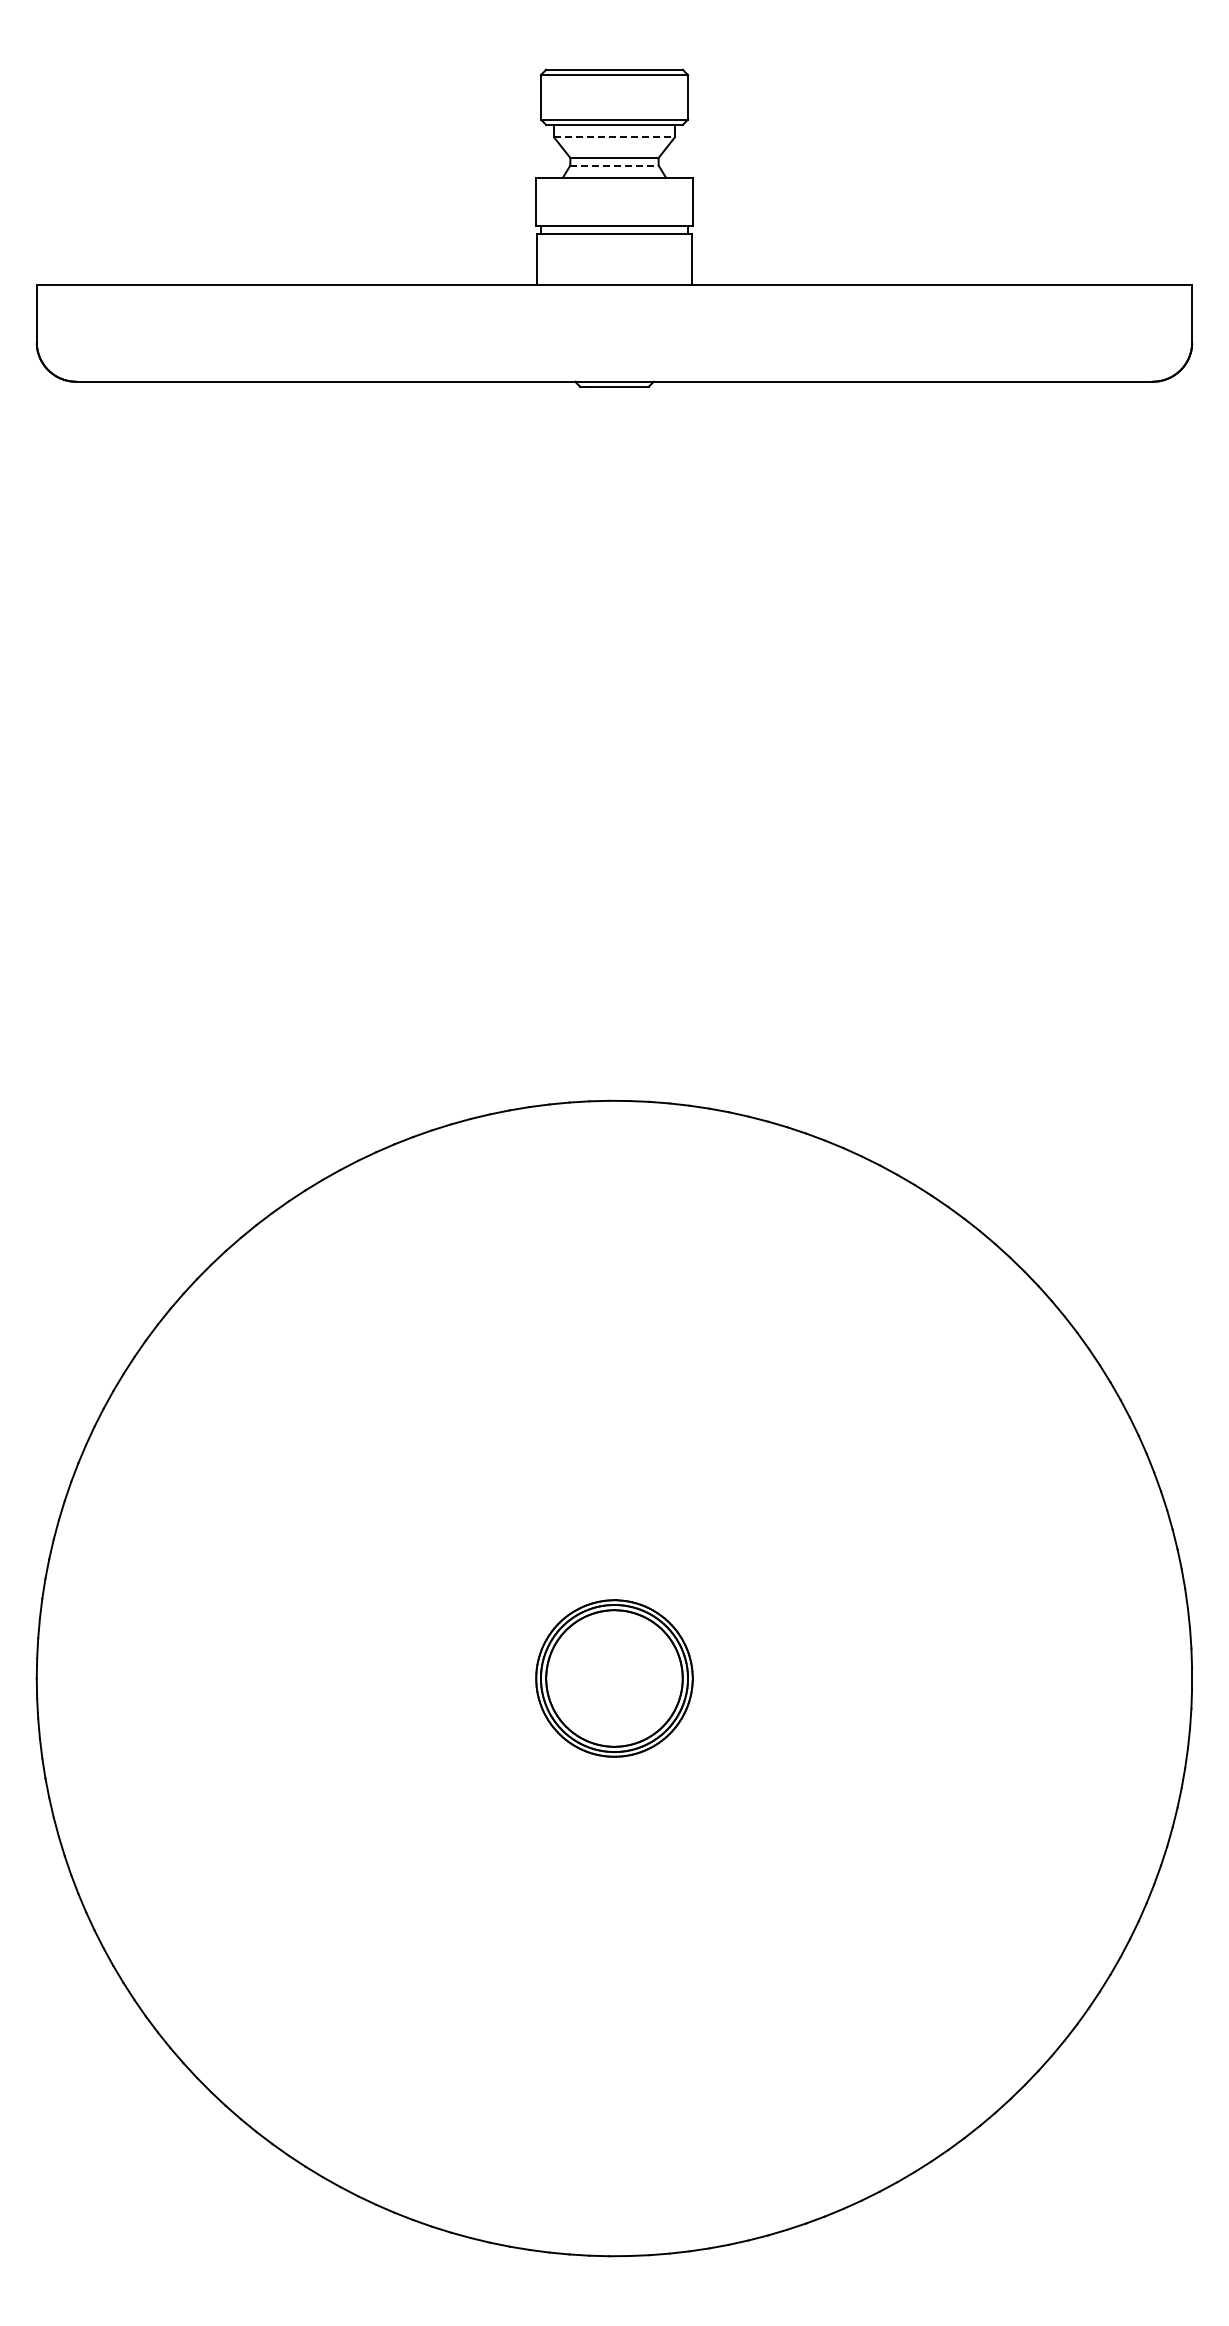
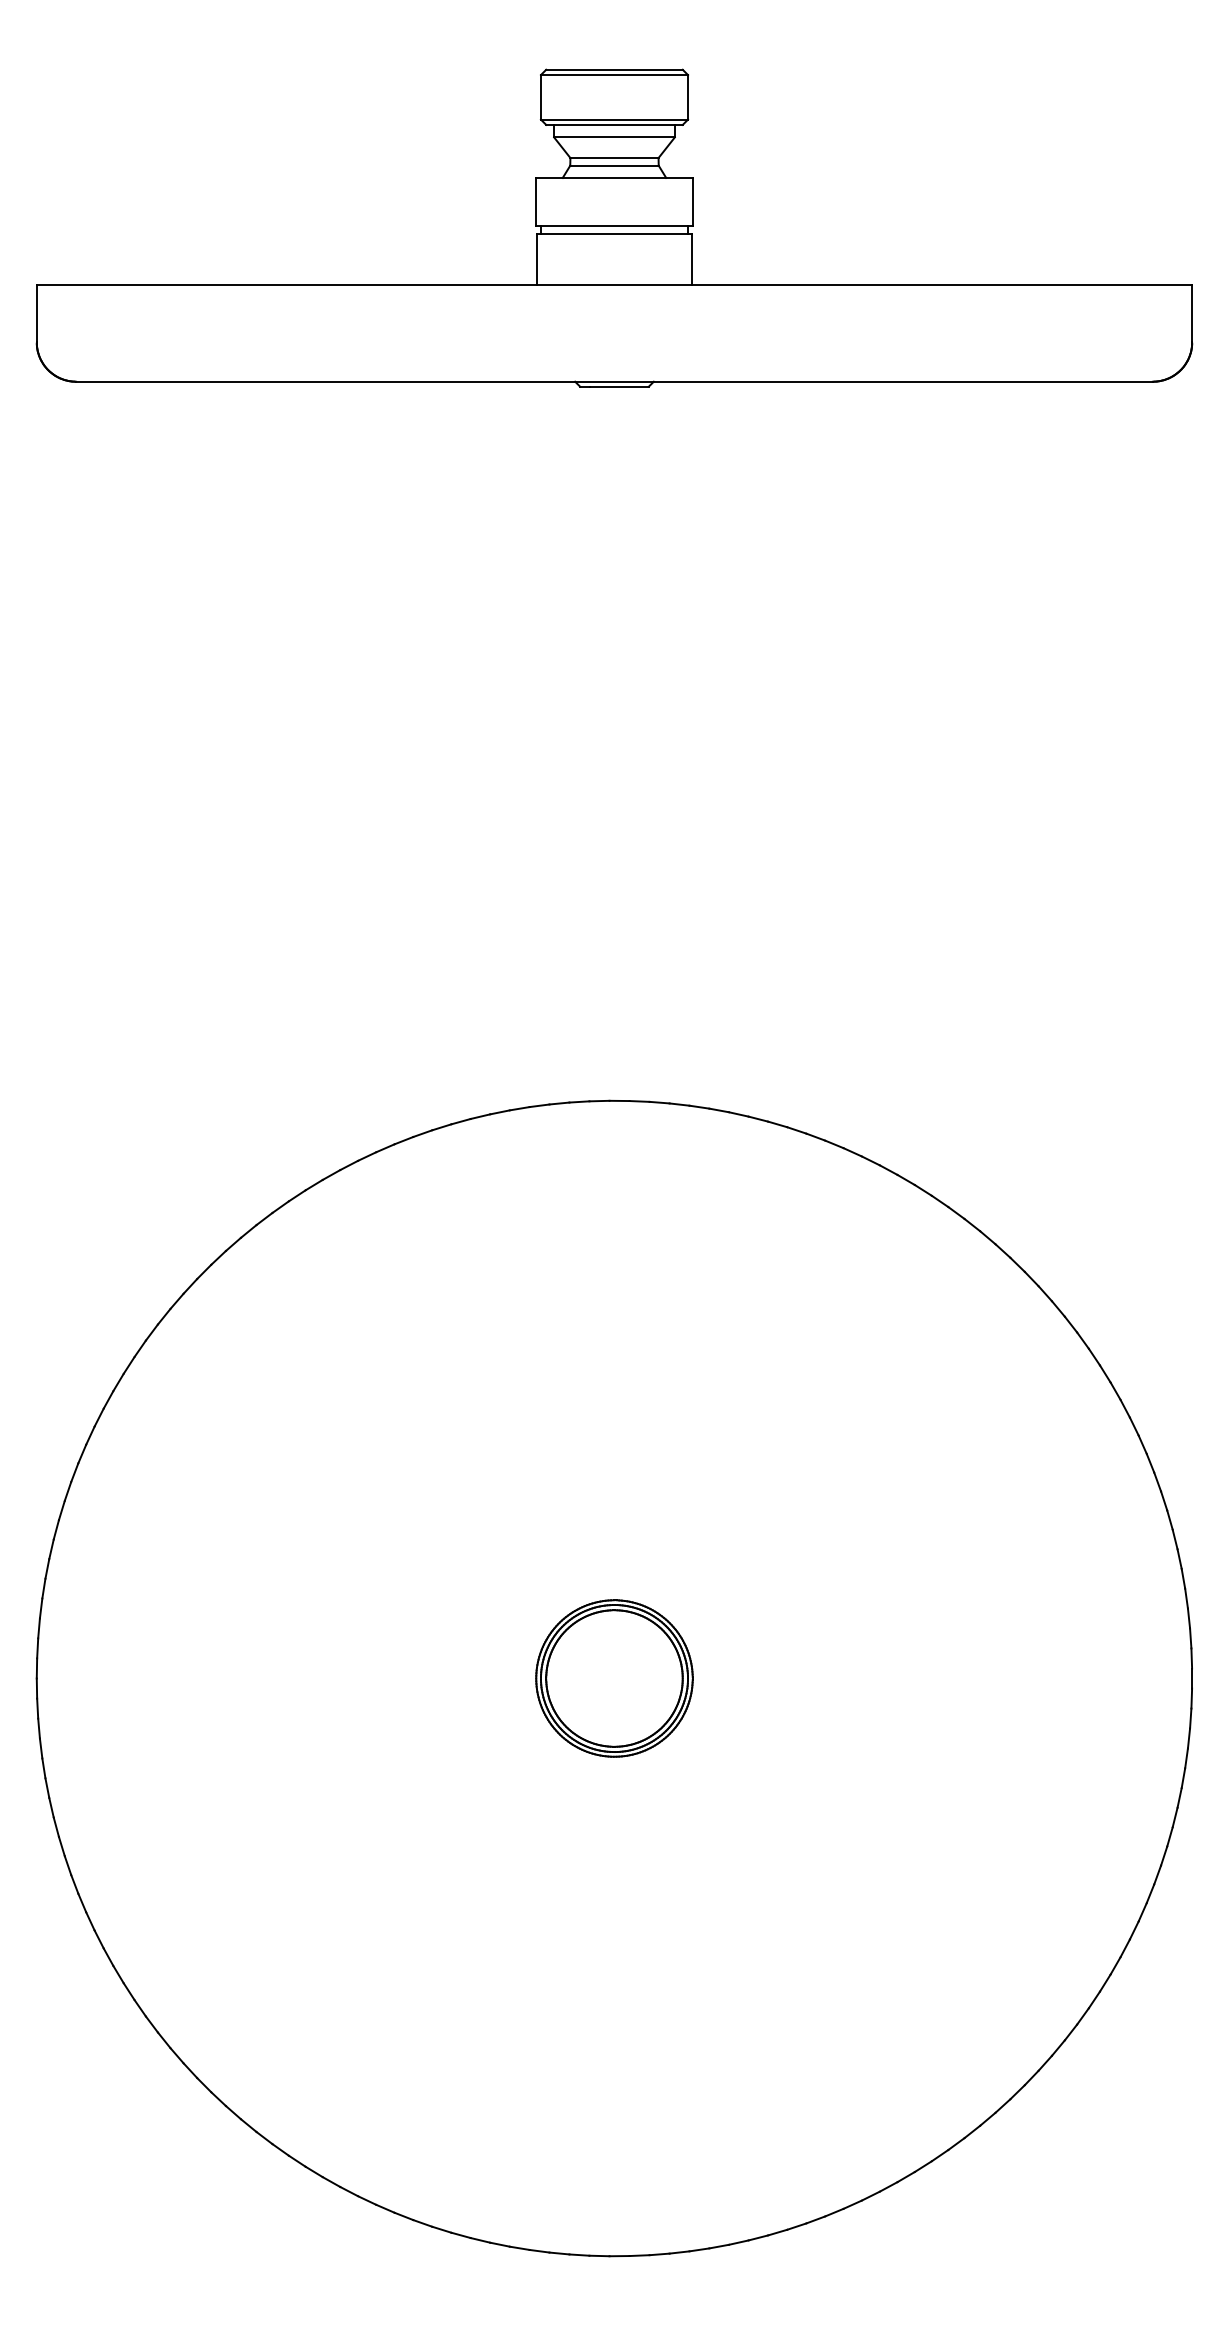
line: dashed -> solid (614, 137)
line: dashed -> solid (614, 165)
